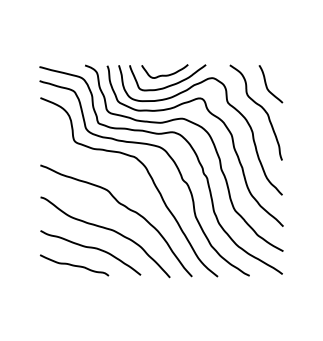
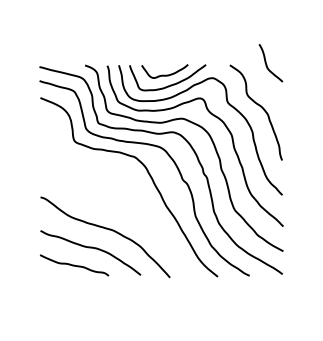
curve position: (267, 85) -> (267, 64) (267, 64)
curve: present -> none (127, 209)
